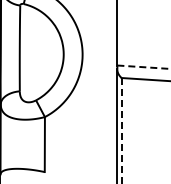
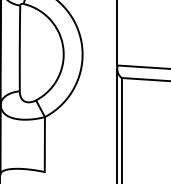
line: dashed -> solid (144, 67)
line: dashed -> solid (121, 130)
